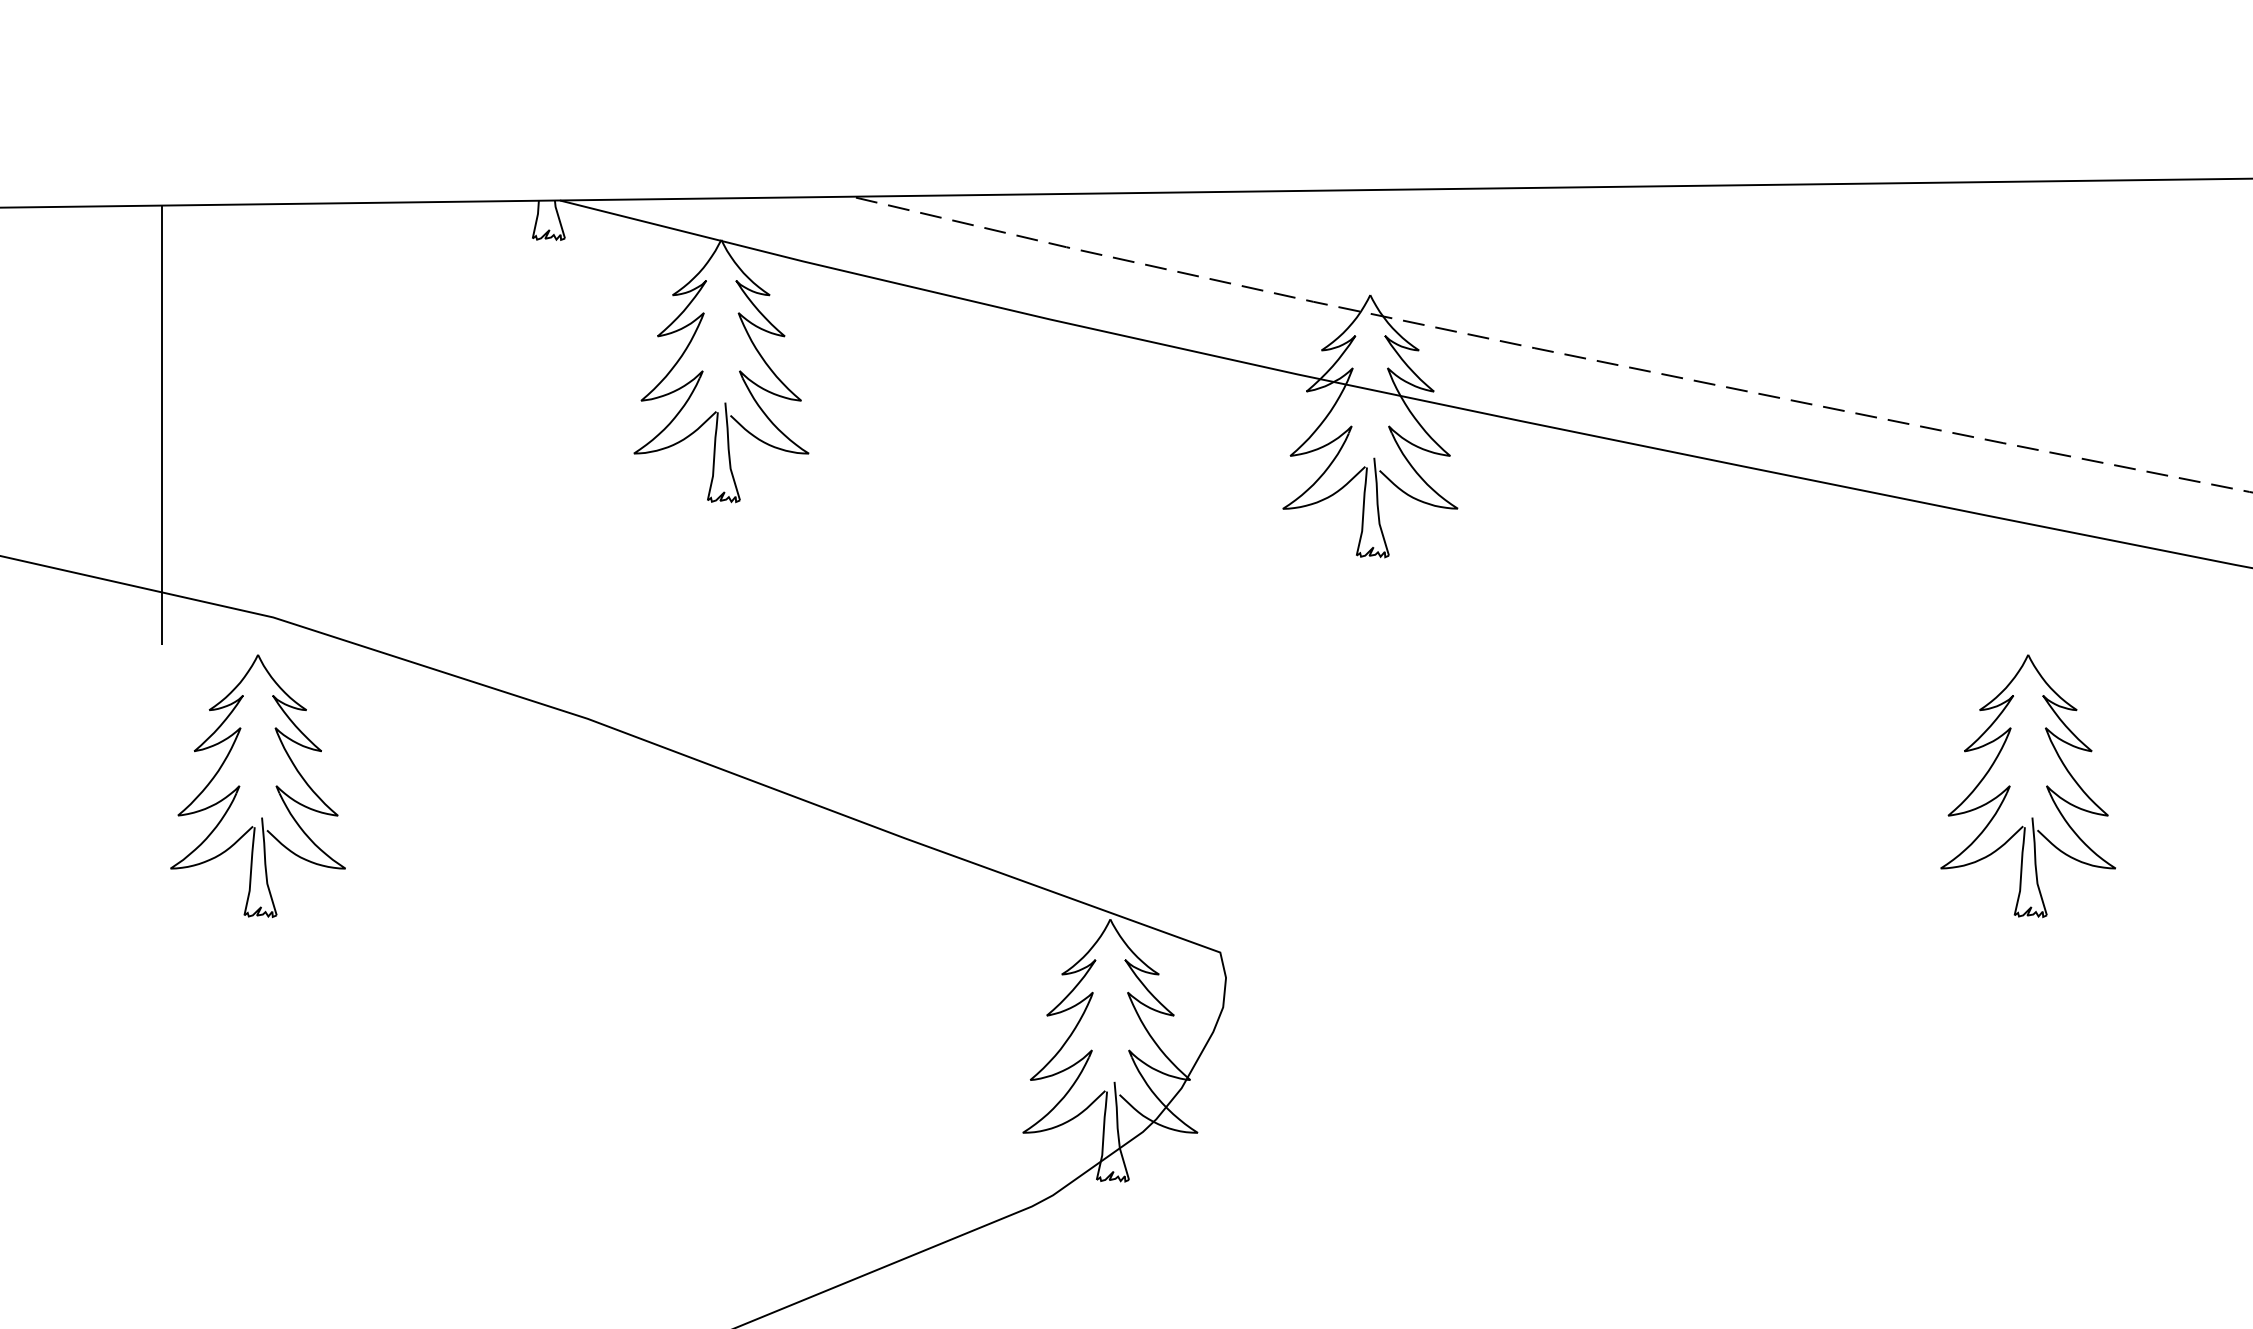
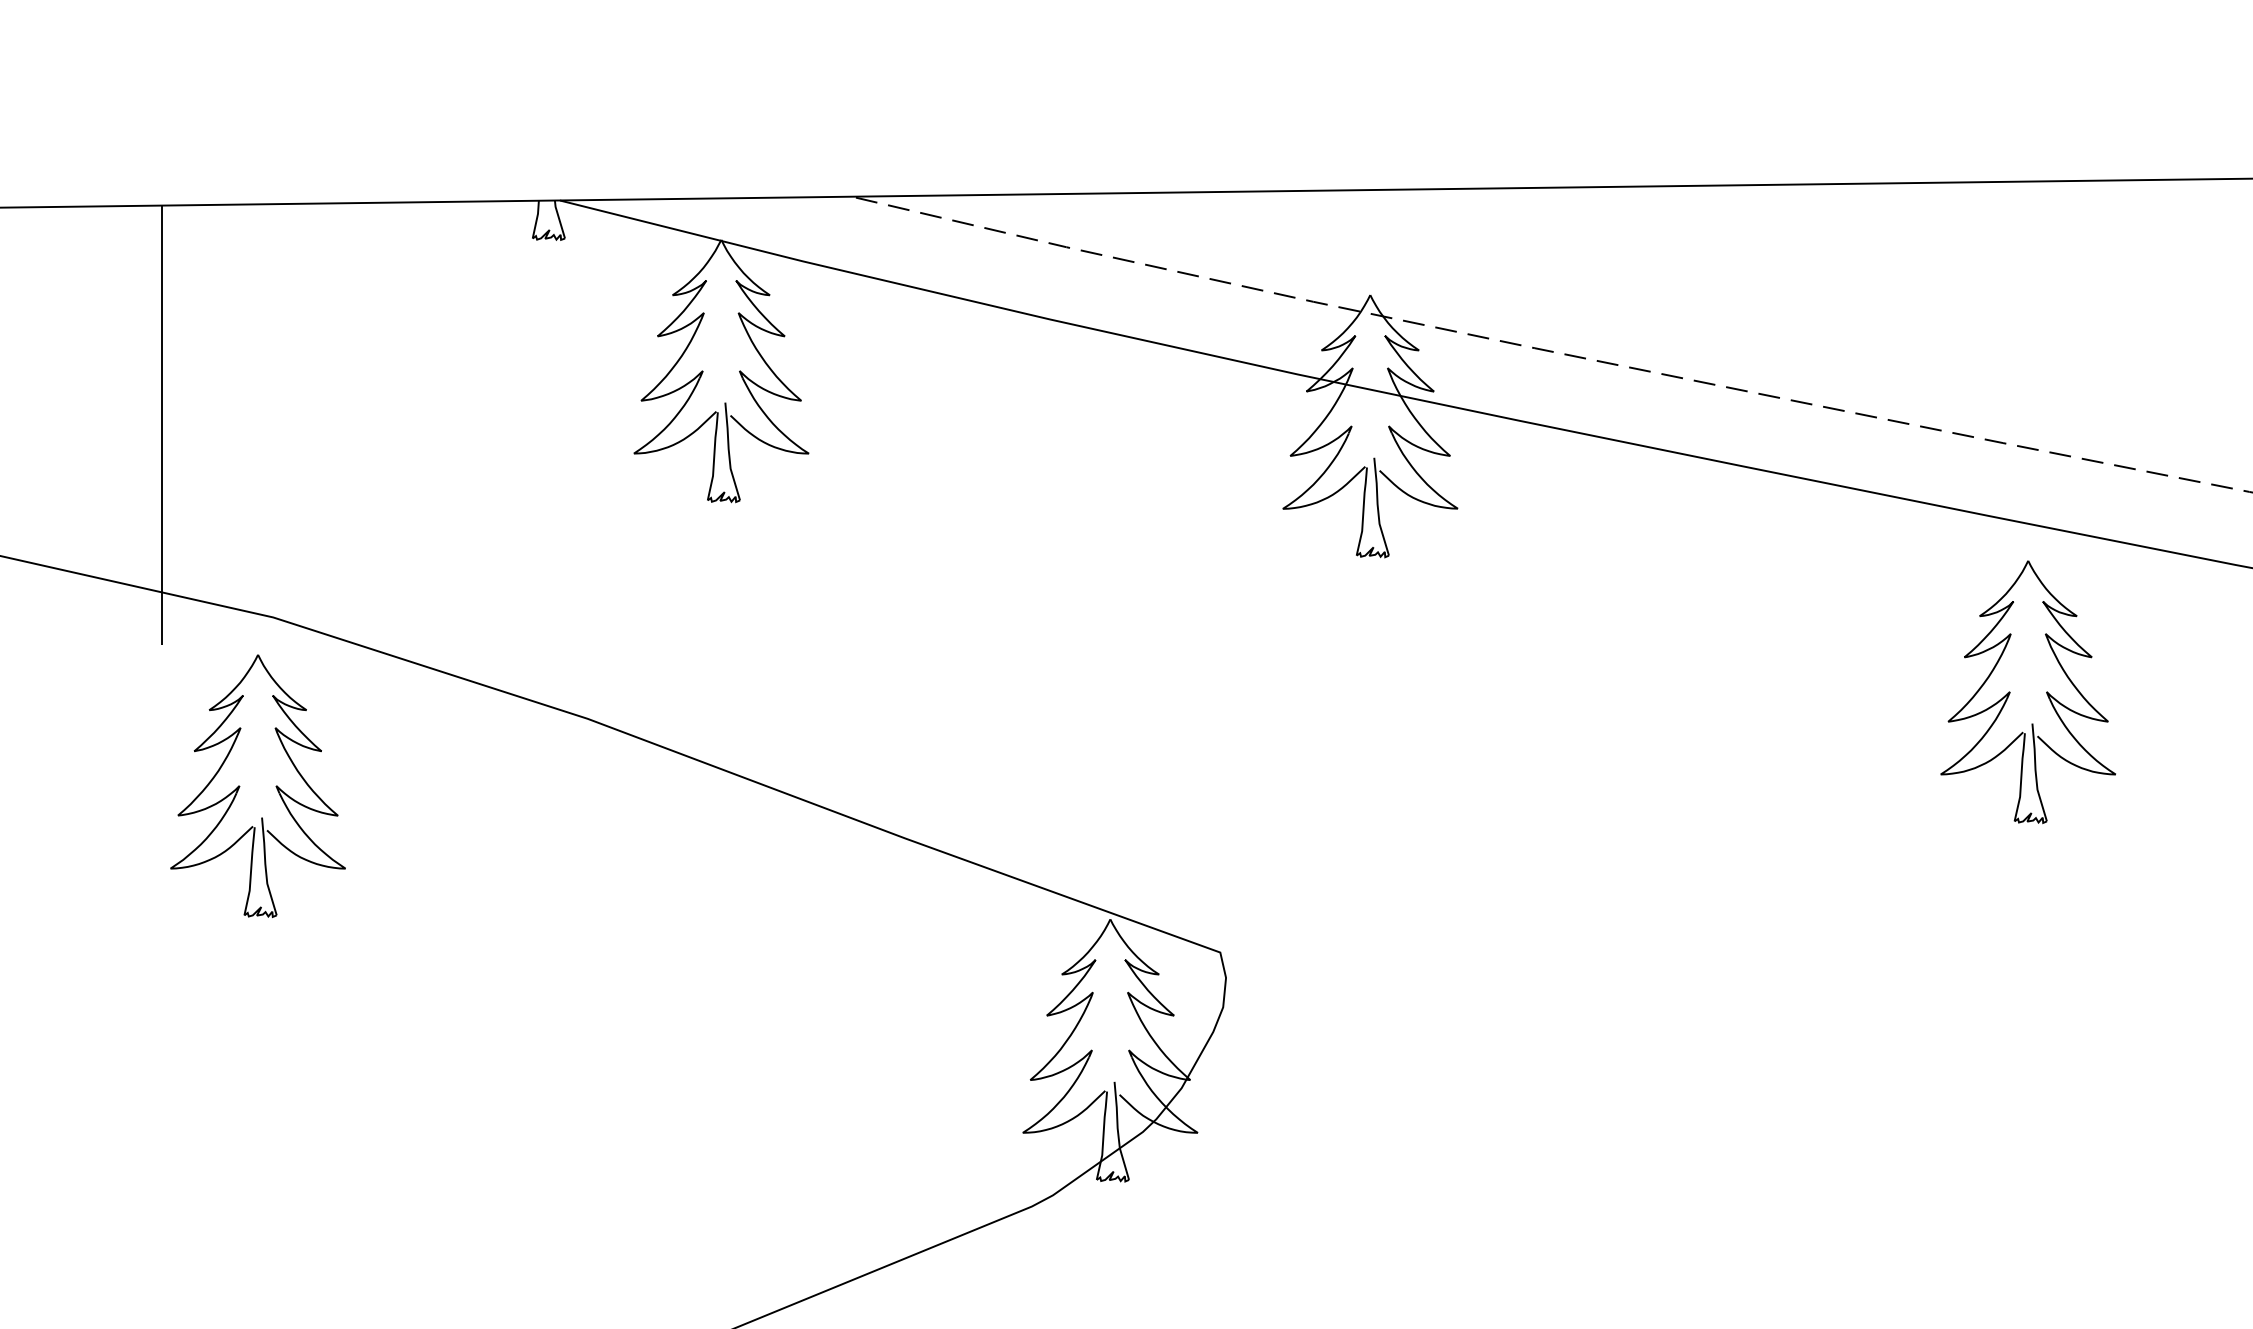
part position: (2010, 786) -> (2010, 692) (2010, 692)
